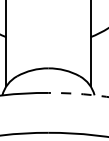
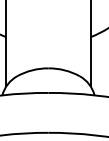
arc: dashed -> solid (78, 93)
